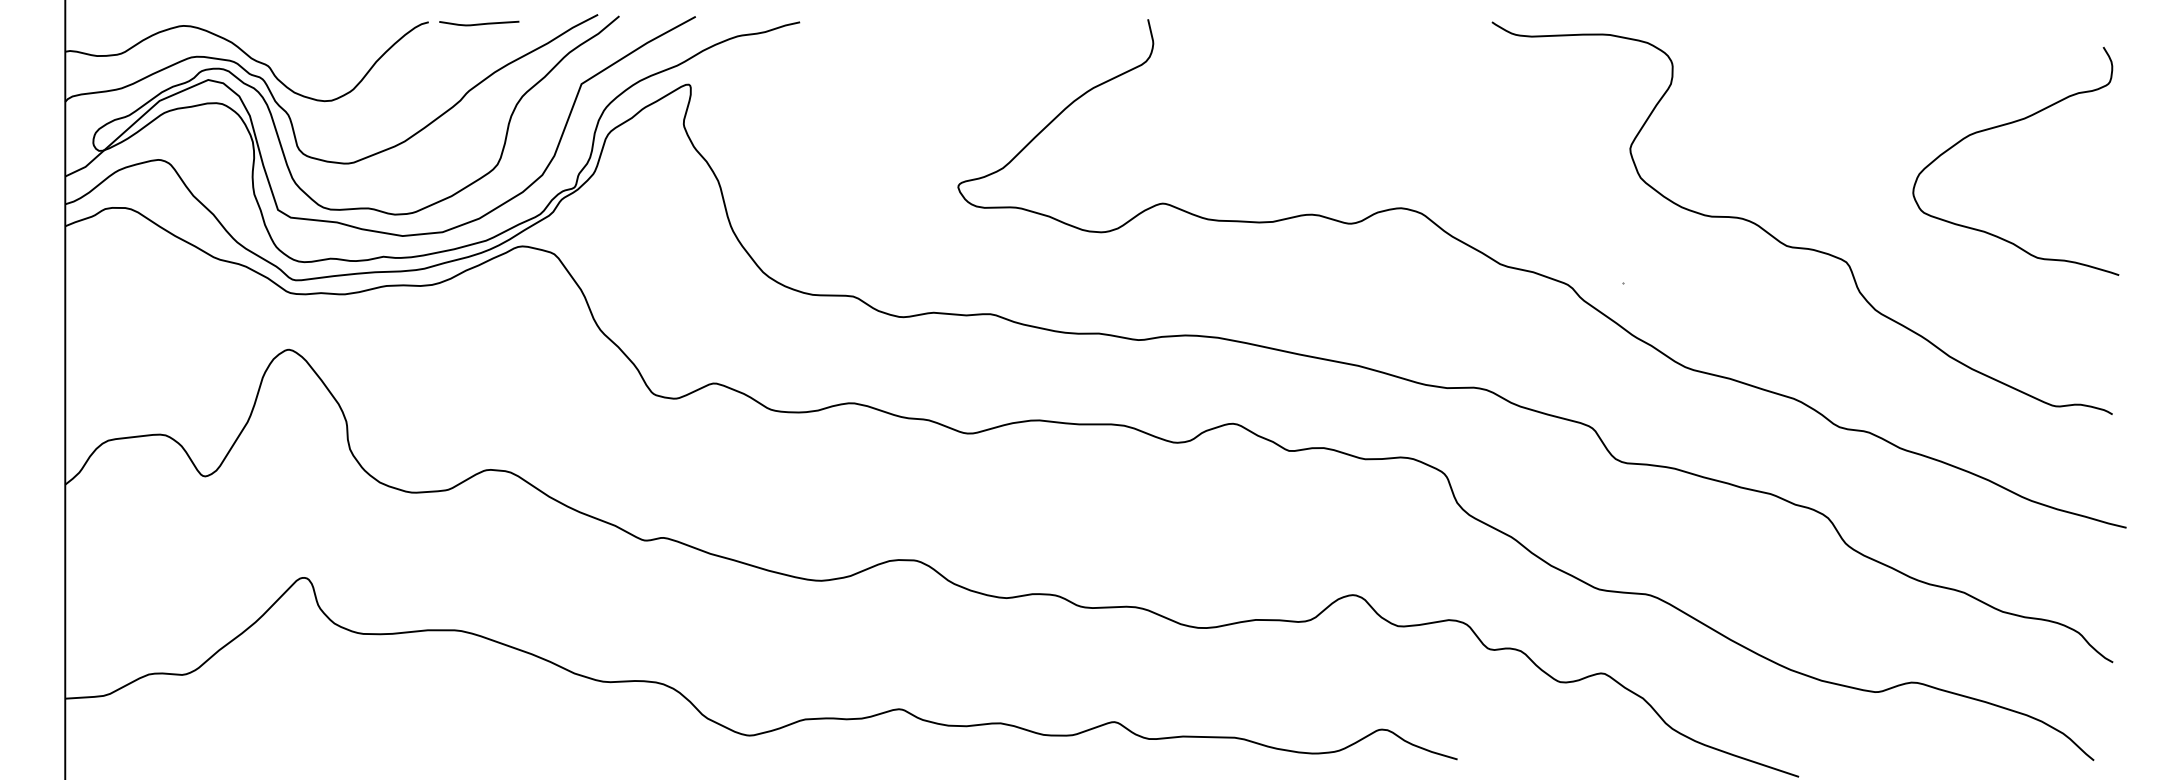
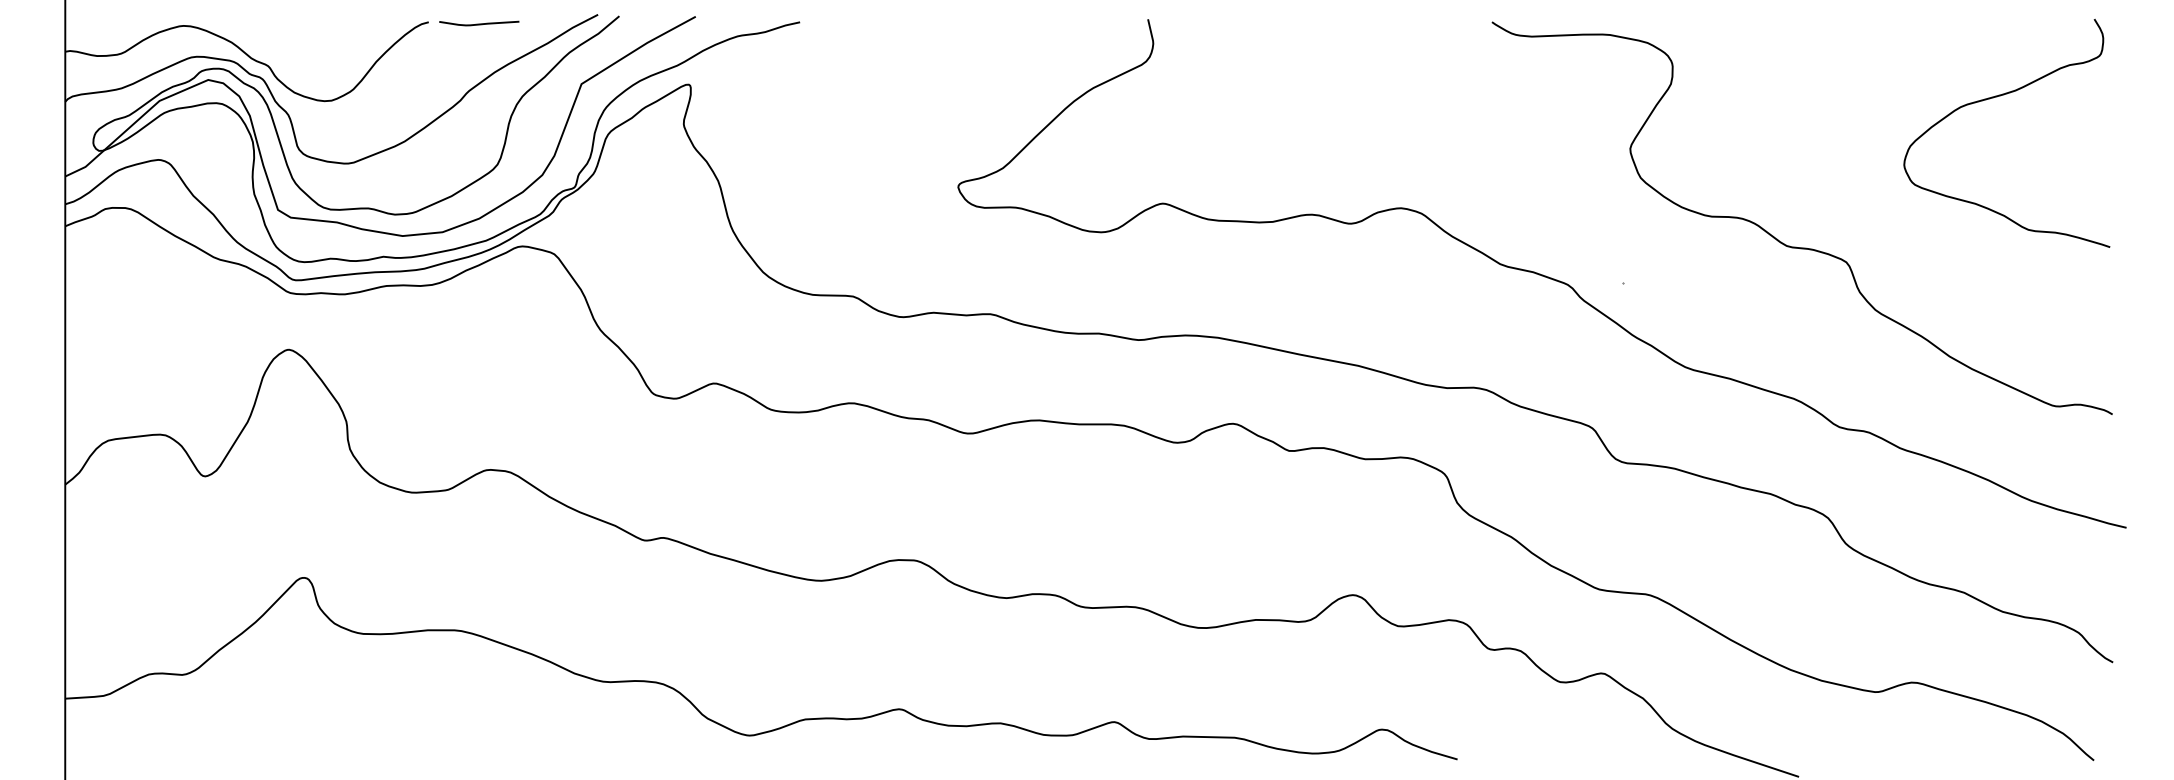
curve position: (2006, 125) -> (1997, 97) (1997, 97)
